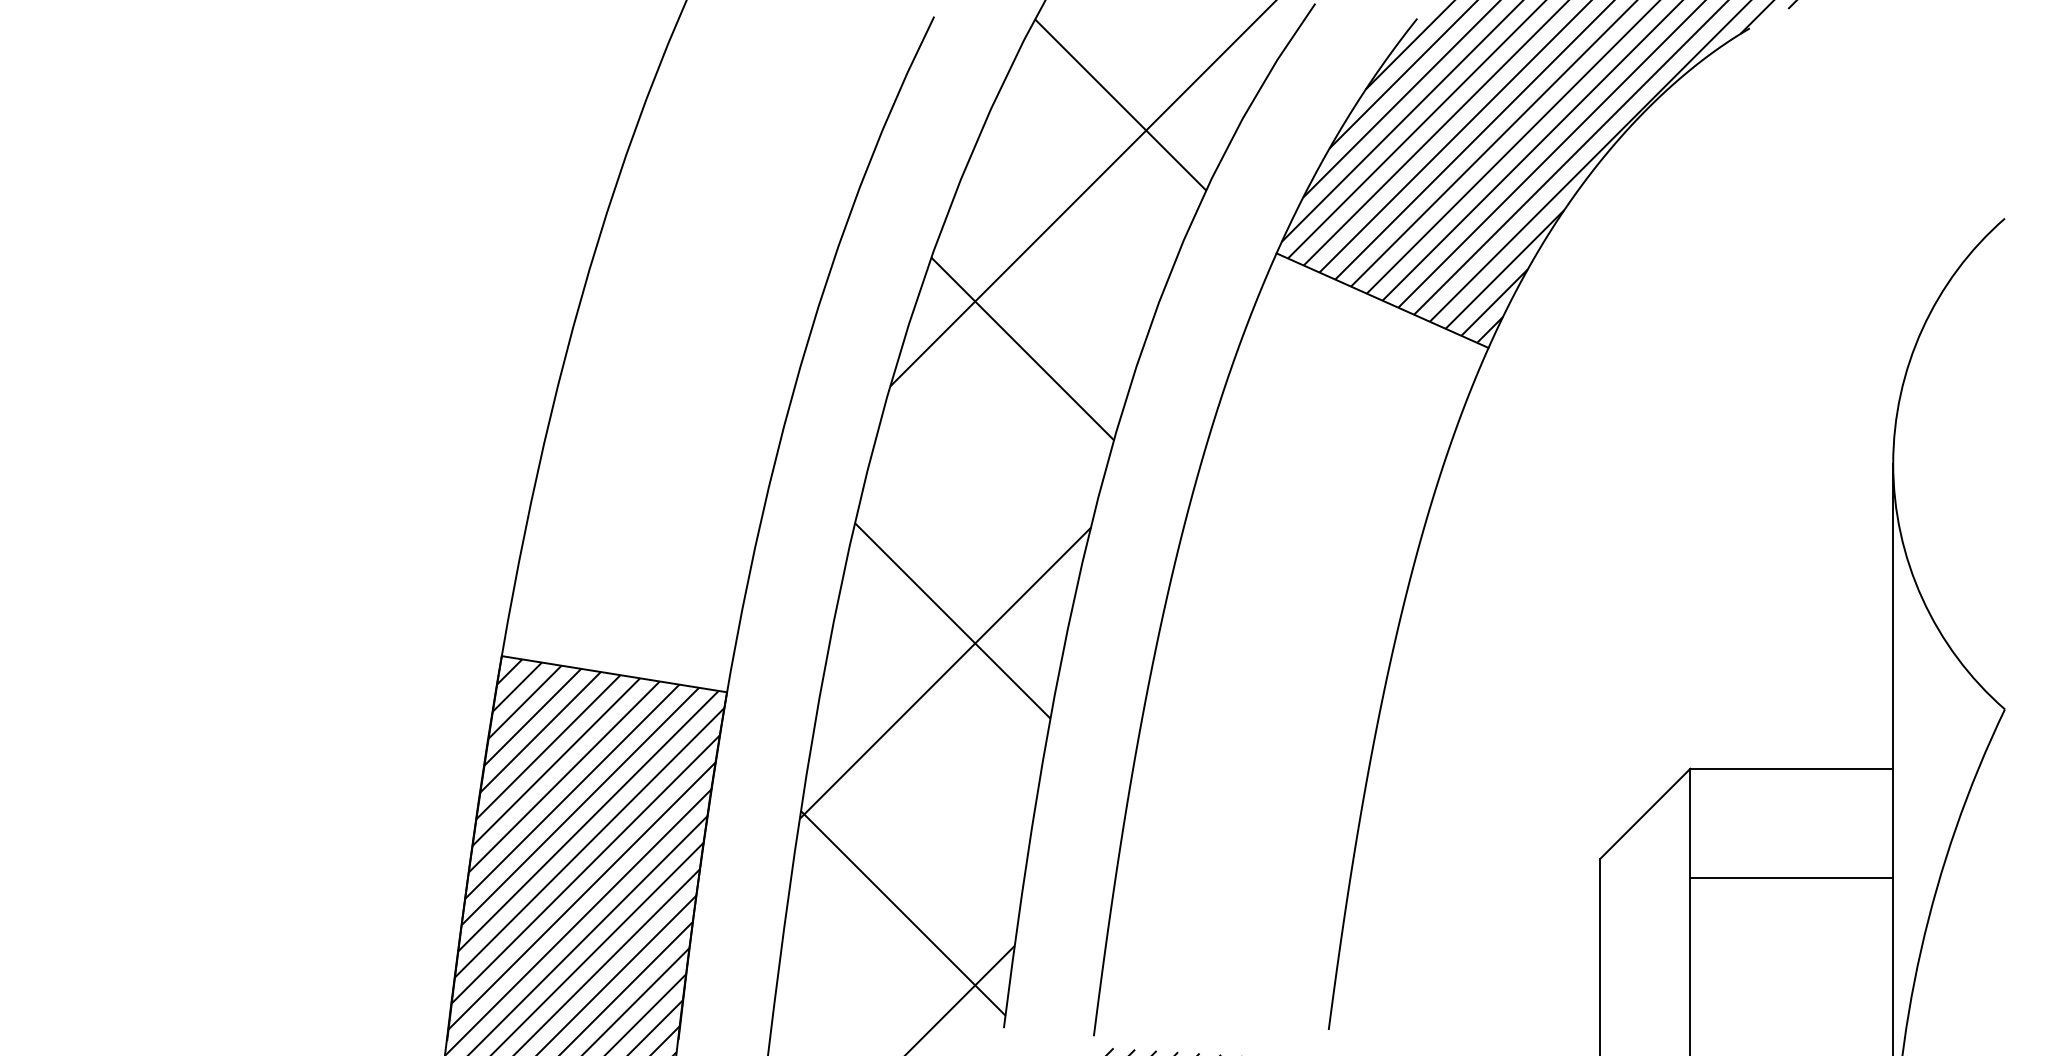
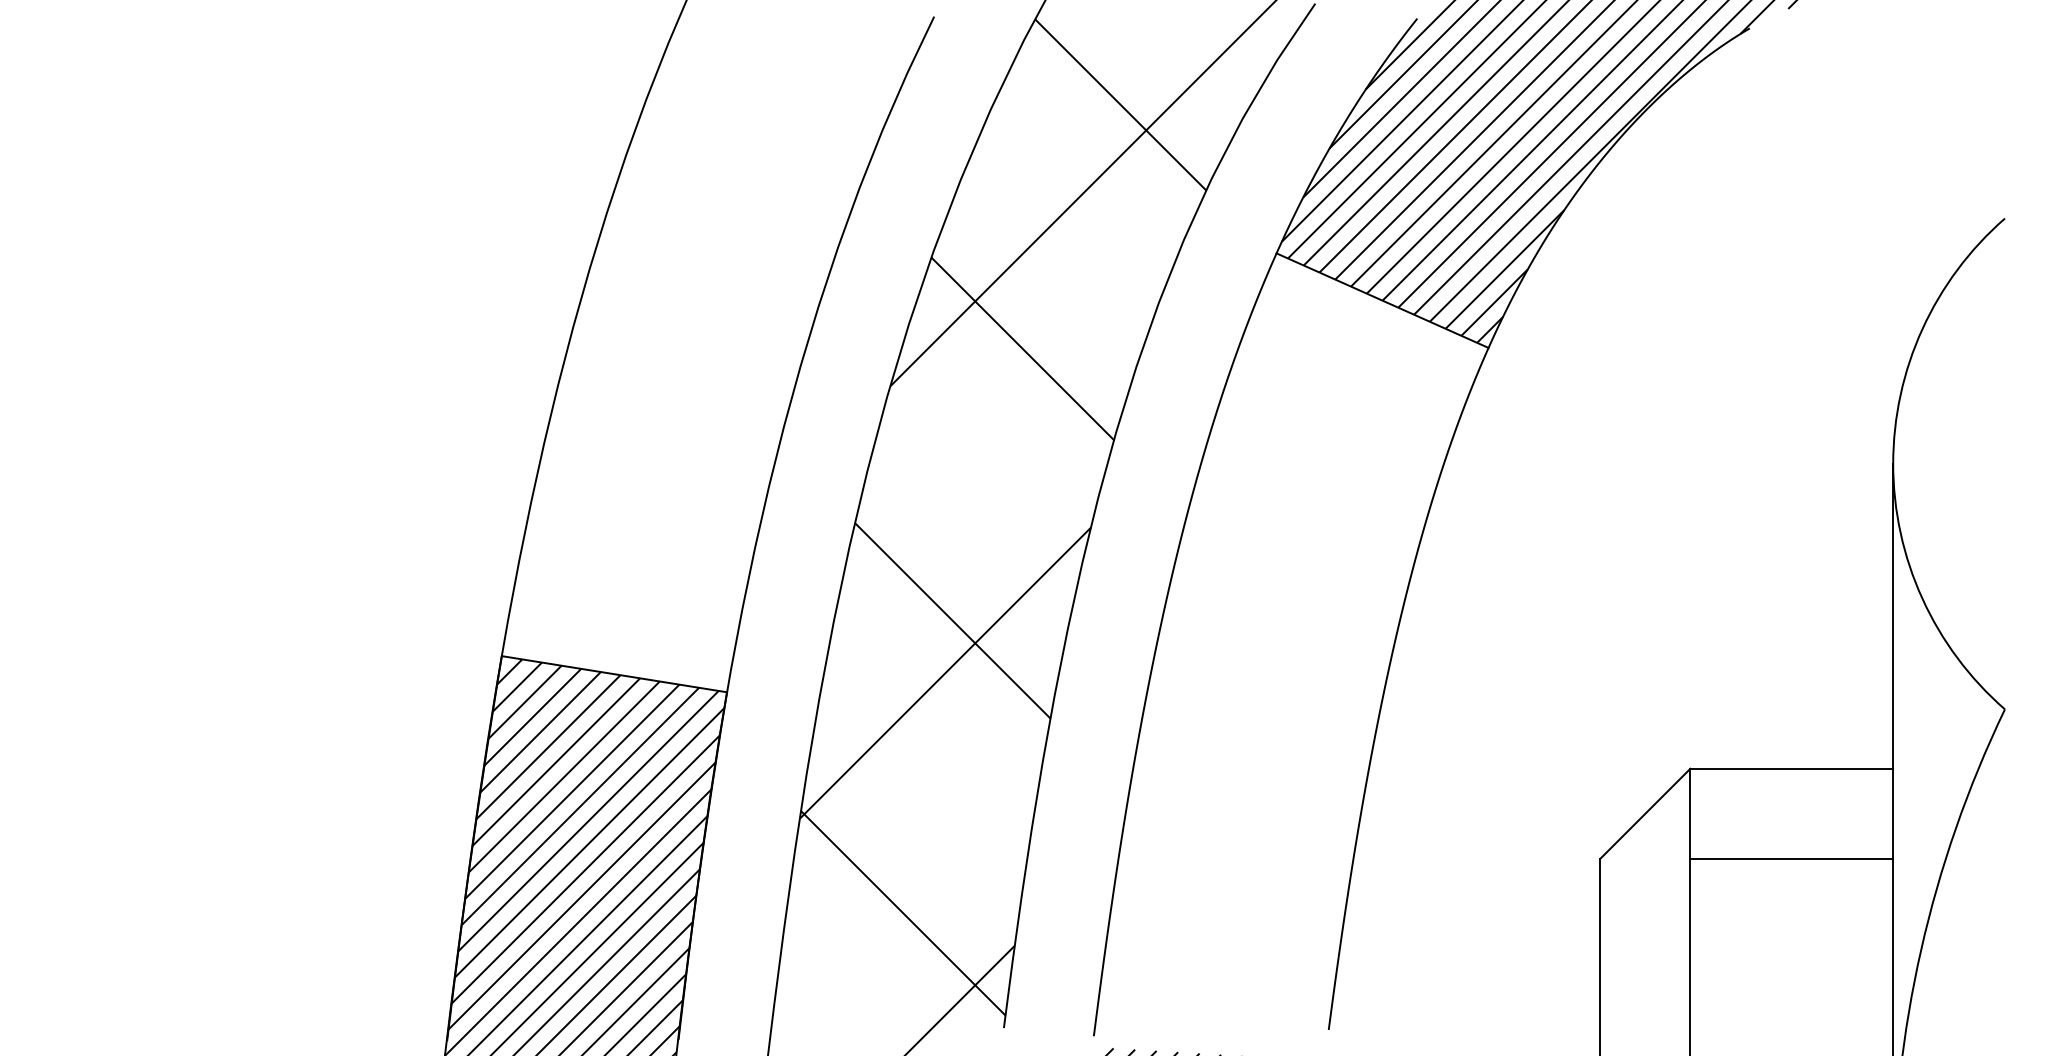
line position: (1791, 877) -> (1791, 858) (1791, 858)
